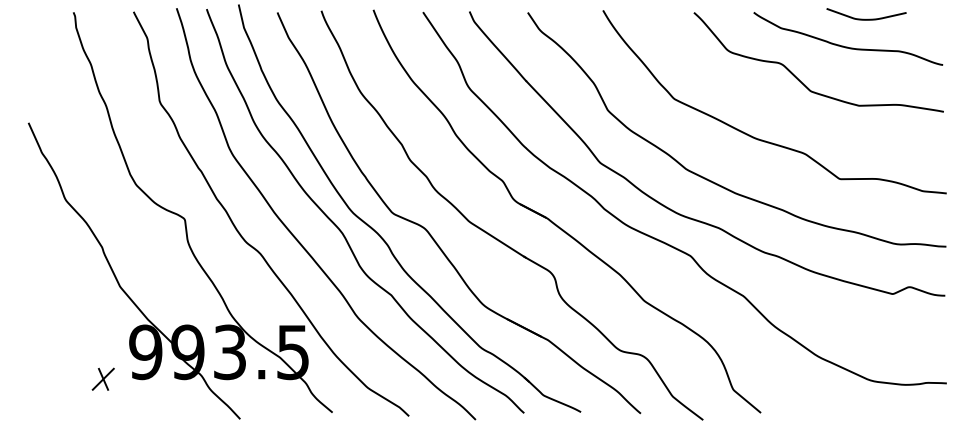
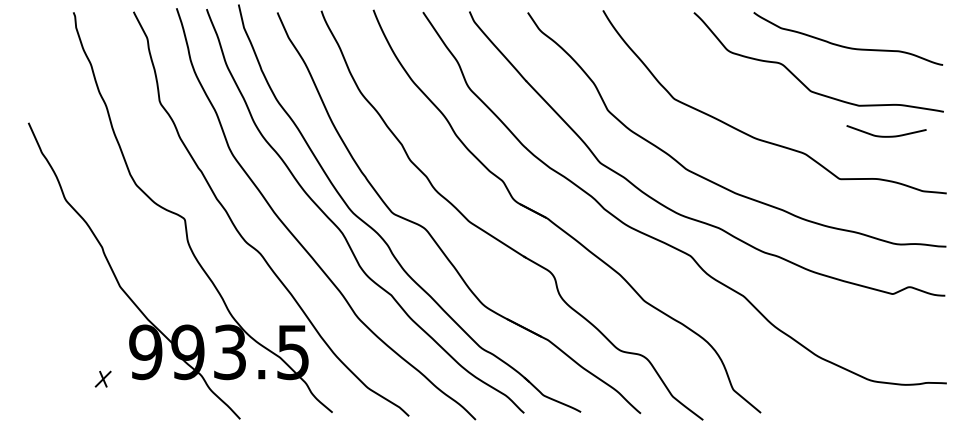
curve position: (866, 18) -> (886, 135) (886, 135)
part size: 24x24 px -> 18x18 px (102, 378)
